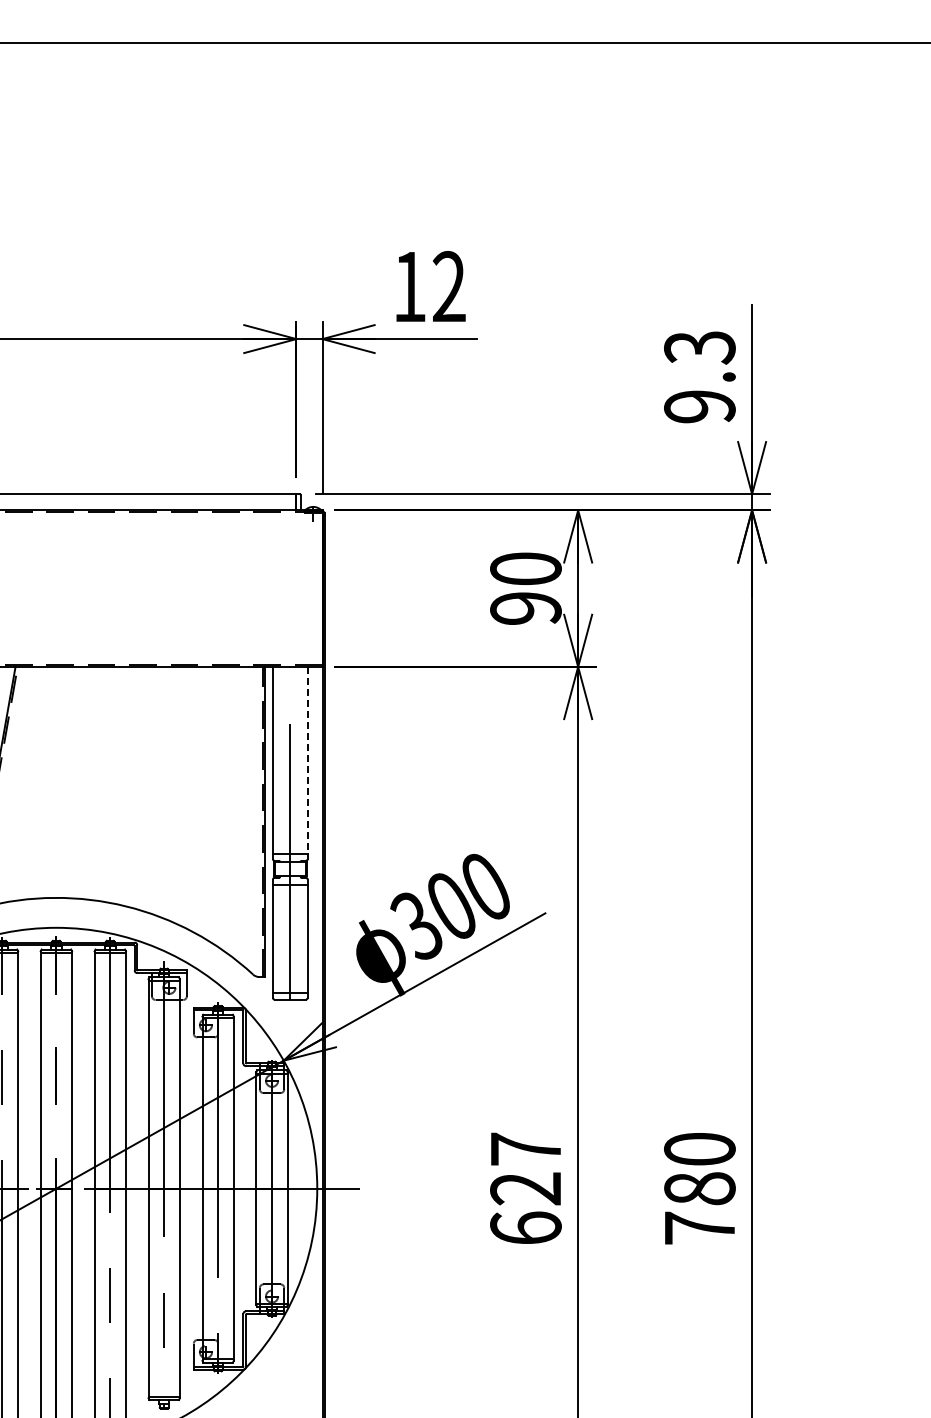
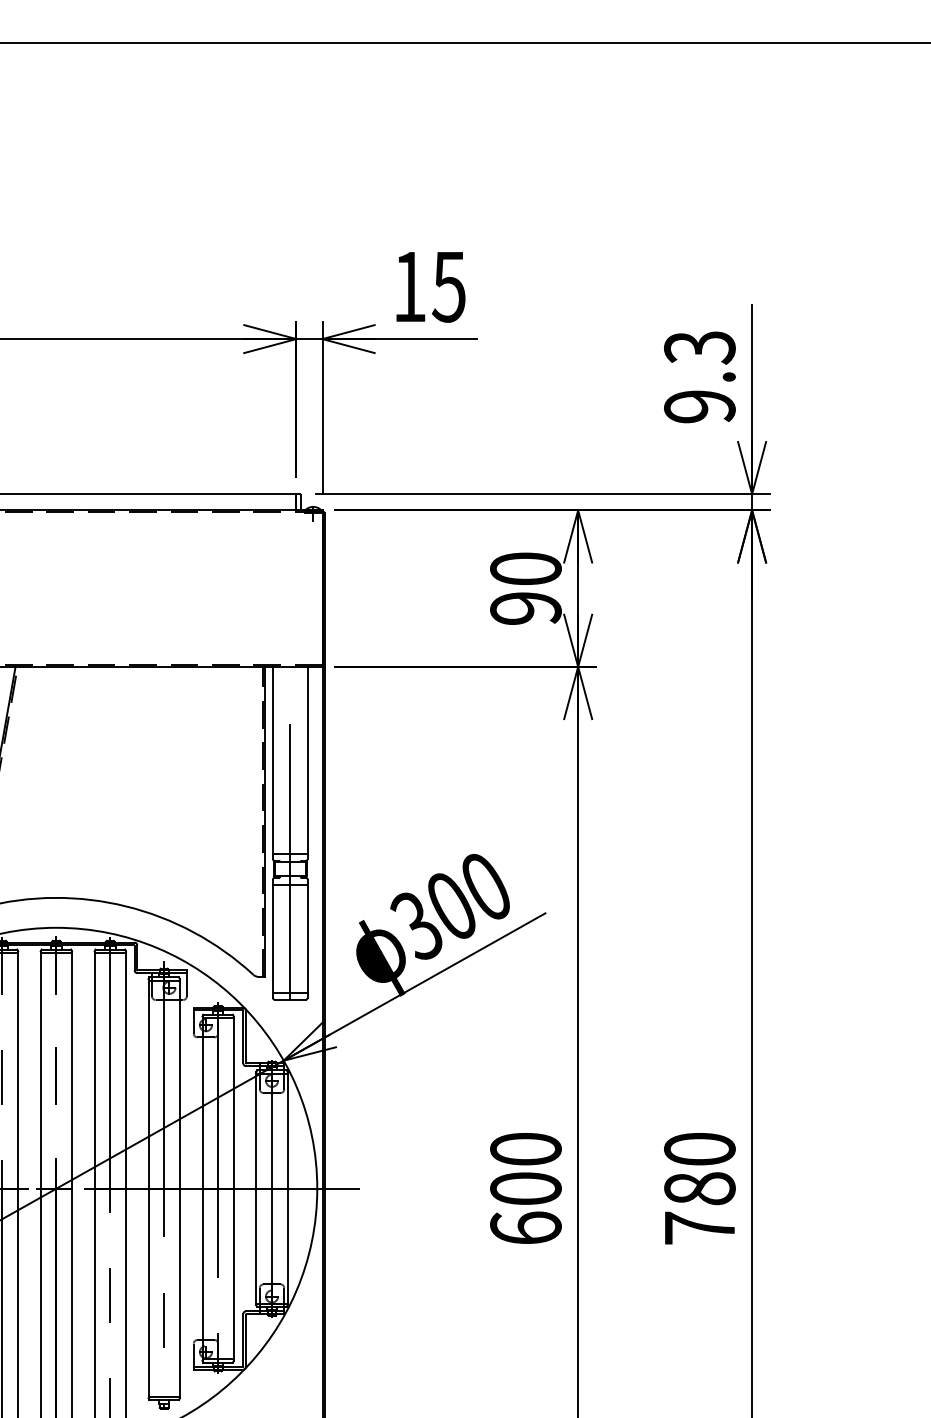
text: 12 -> 15 (448, 286)
line: dashed -> solid (307, 760)
text: 627 -> 600 (525, 1168)
